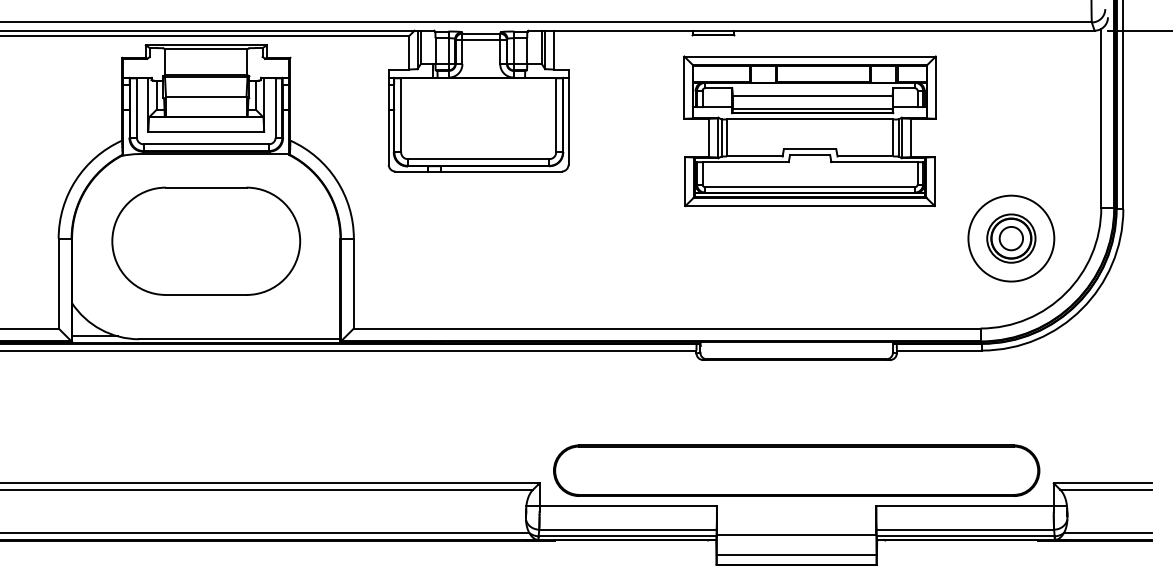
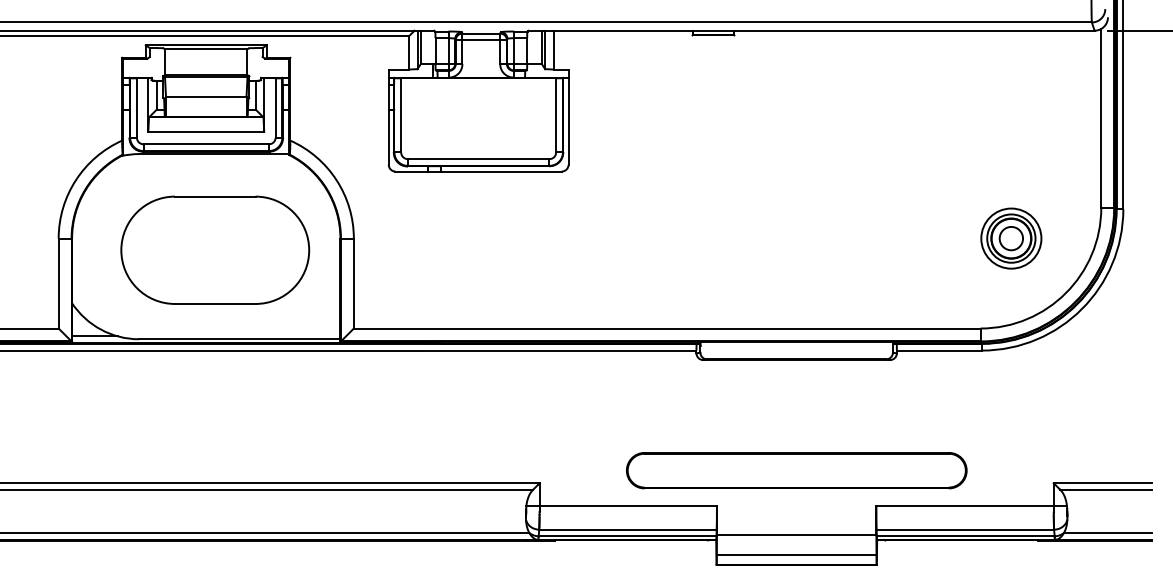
part: present -> none (809, 131)
circle diameter: 86 px -> 60 px (1011, 238)
part position: (206, 240) -> (215, 249) (215, 249)
part size: 488x53 px -> 342x38 px (796, 470)
